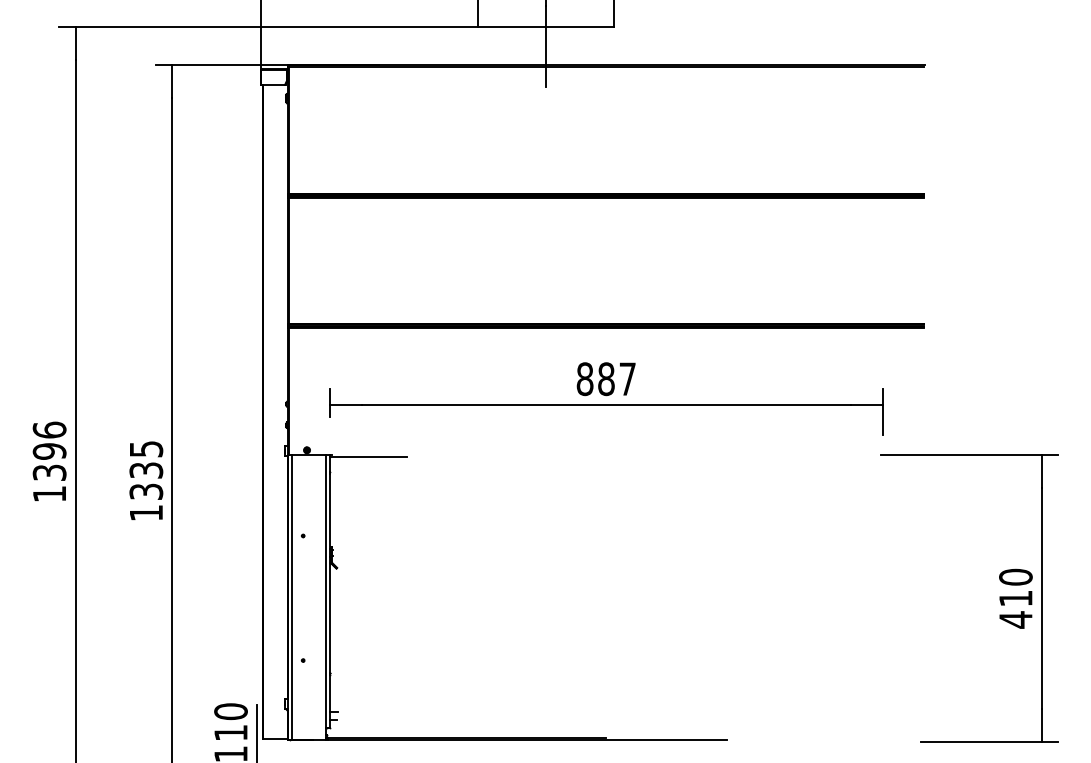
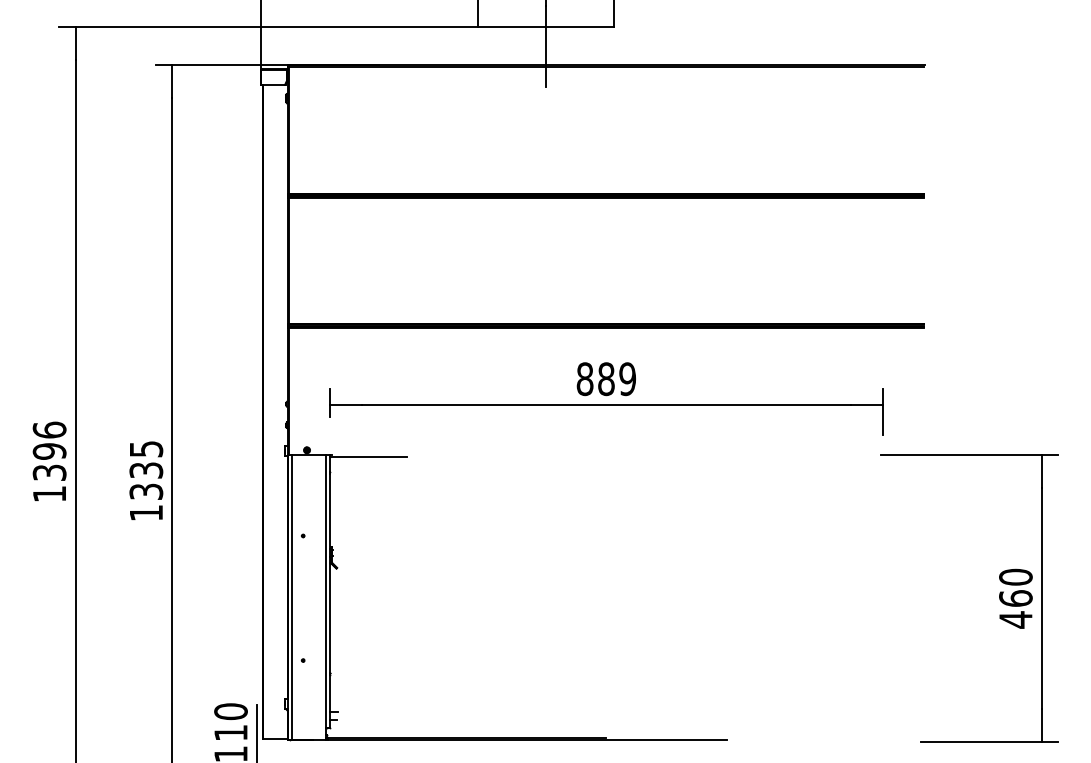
text: 887 -> 889 (627, 379)
text: 410 -> 460 (1015, 598)
